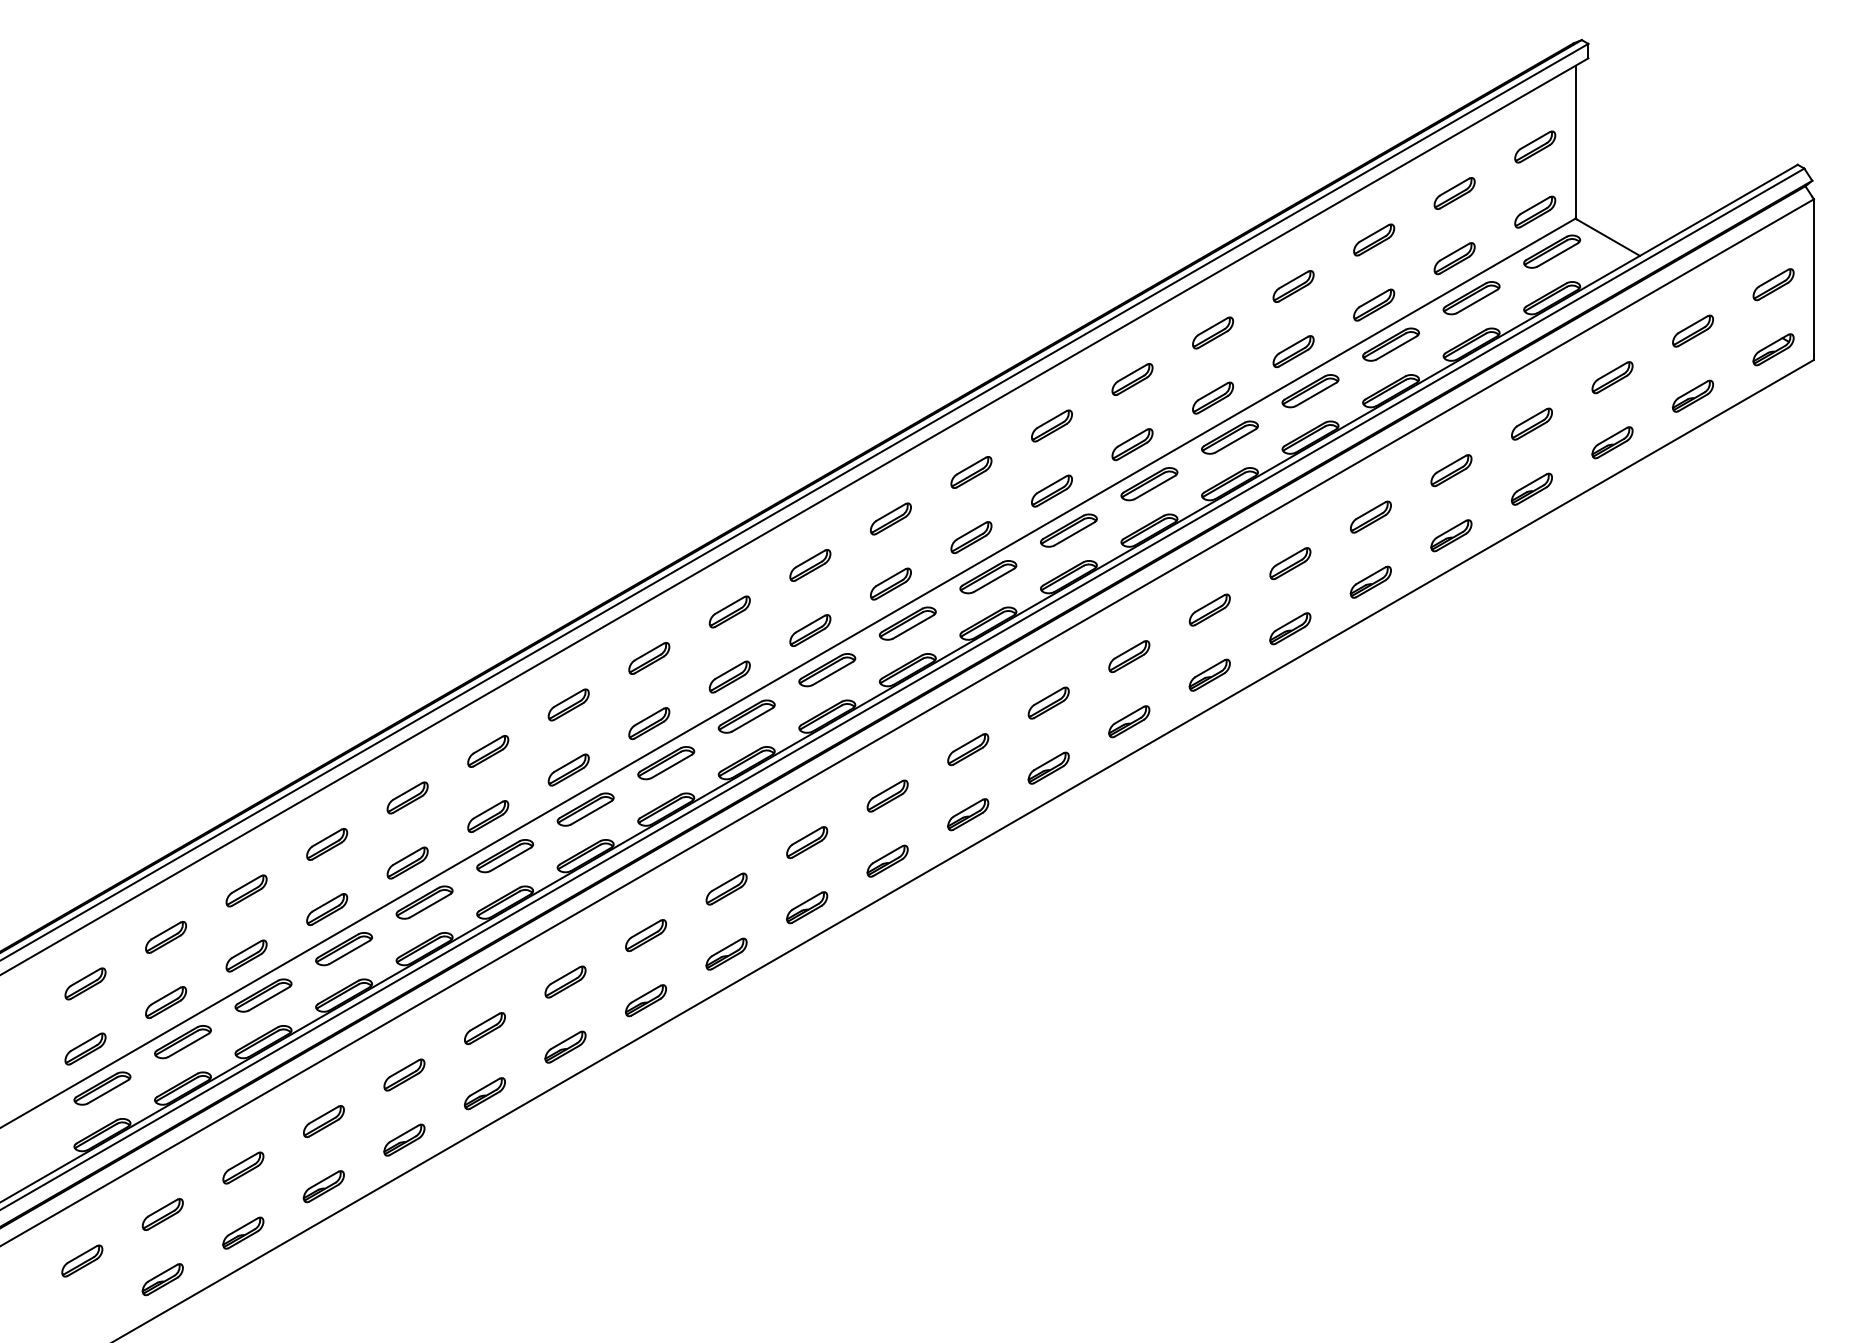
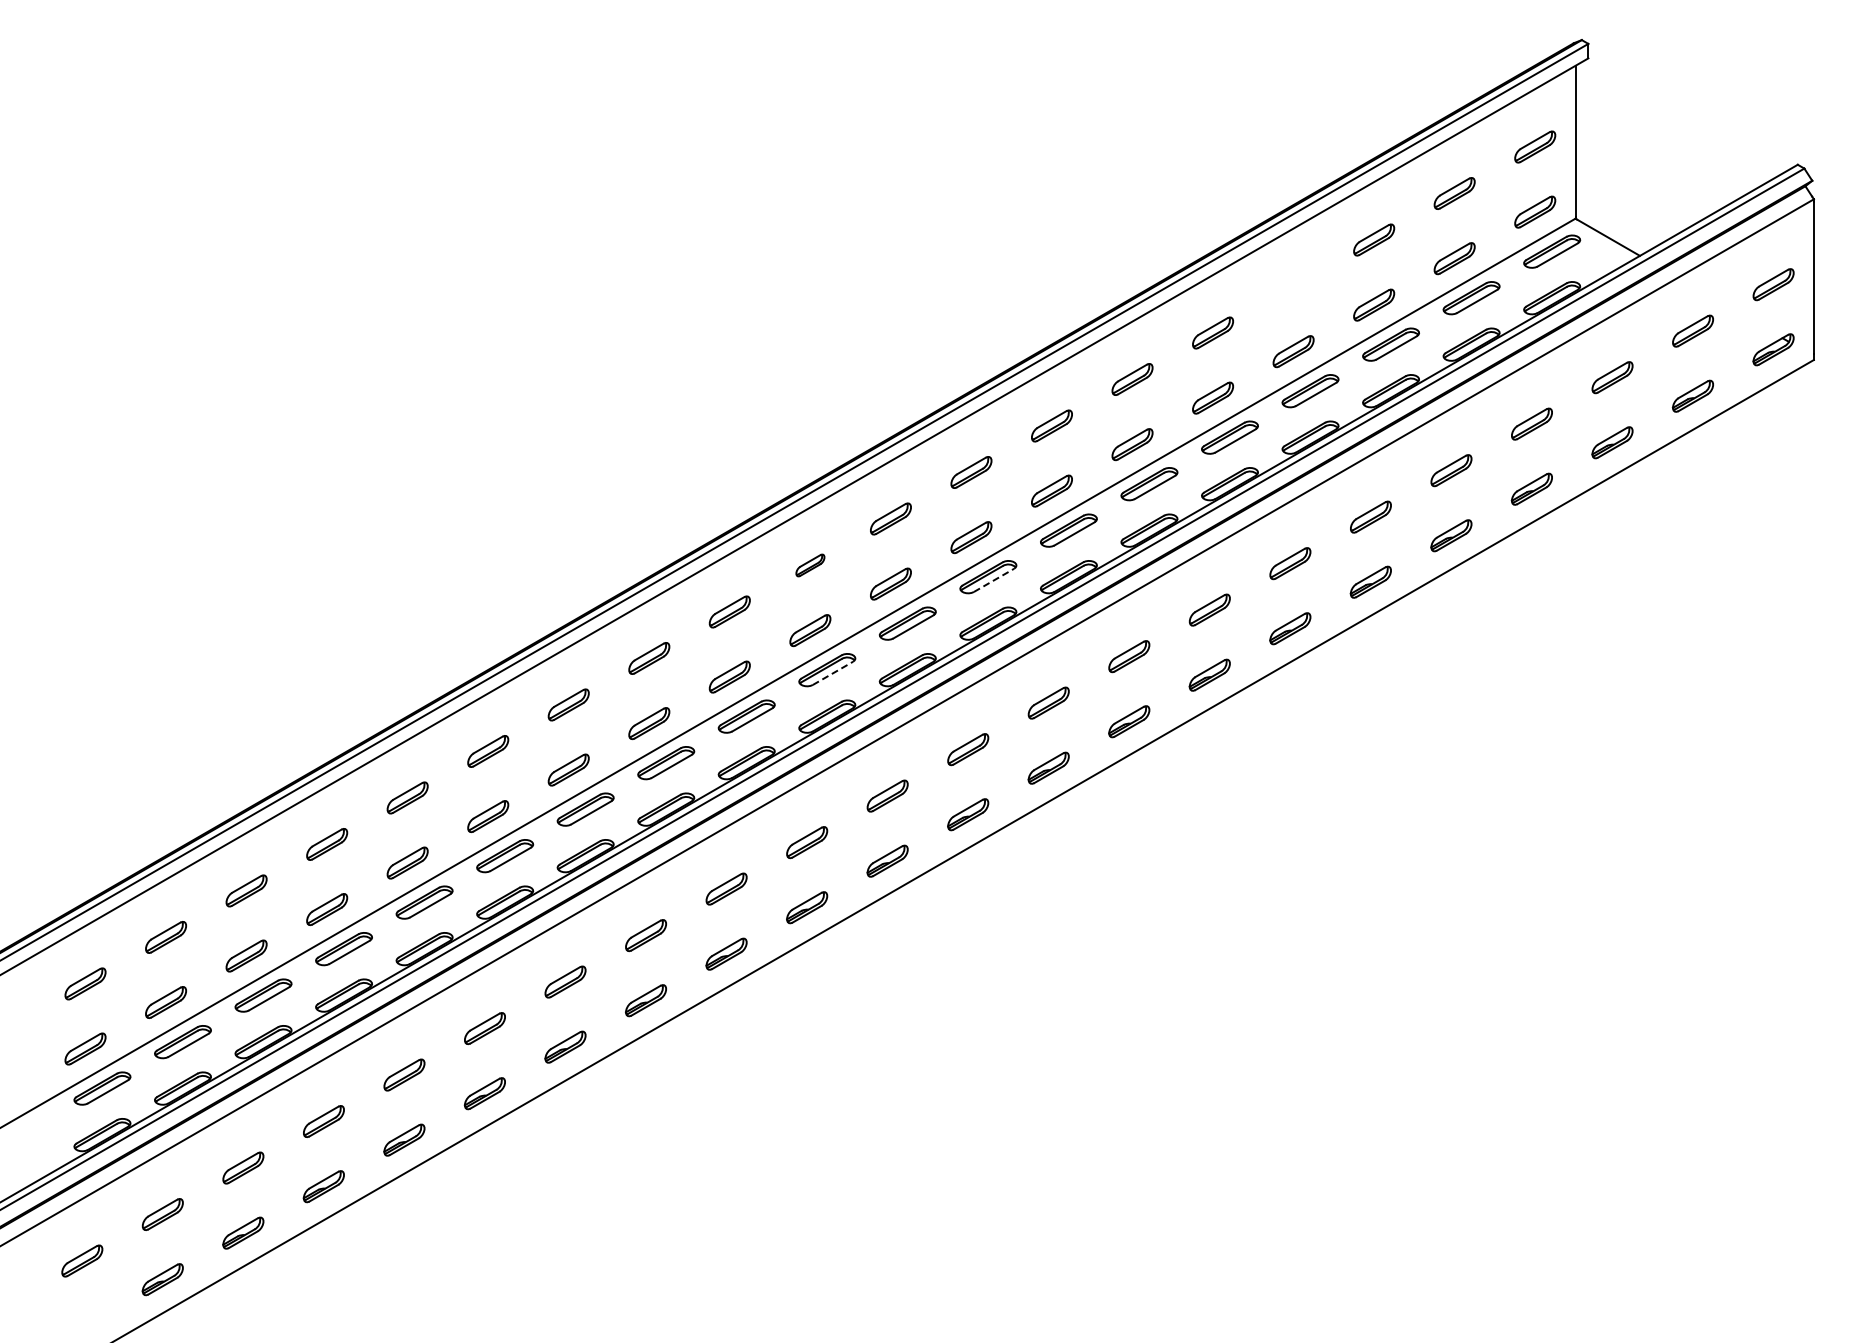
part: present -> none (1293, 286)
part size: 43x33 px -> 31x25 px (810, 565)
line: solid -> dashed (994, 580)
line: solid -> dashed (833, 673)
